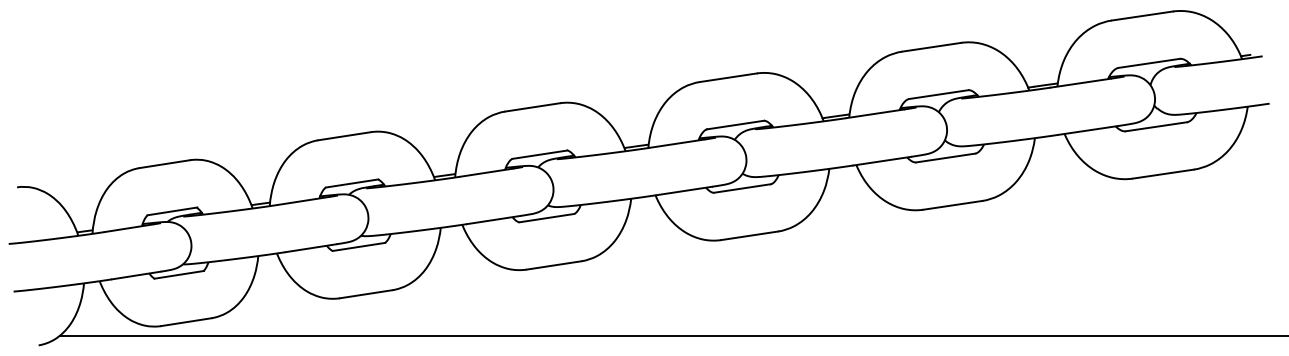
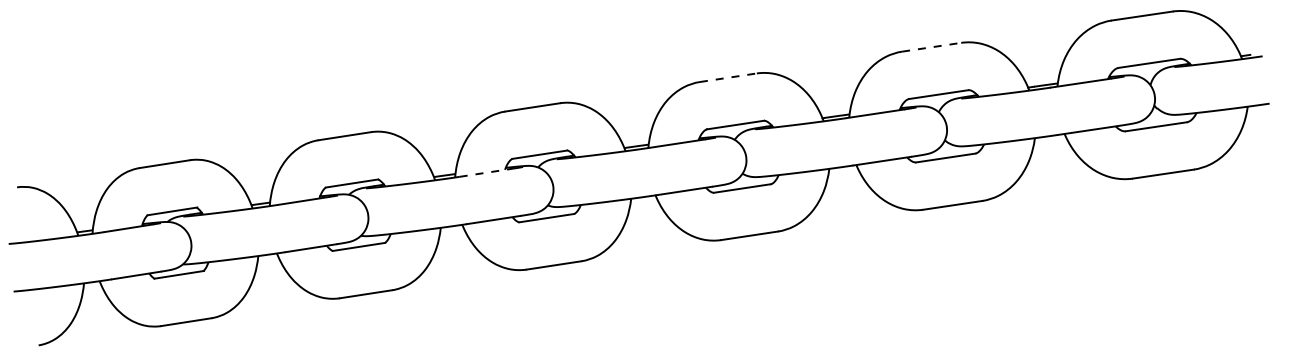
line: solid -> dashed (931, 47)
line: solid -> dashed (728, 77)
line: solid -> dashed (486, 172)
line: present -> none (672, 335)
